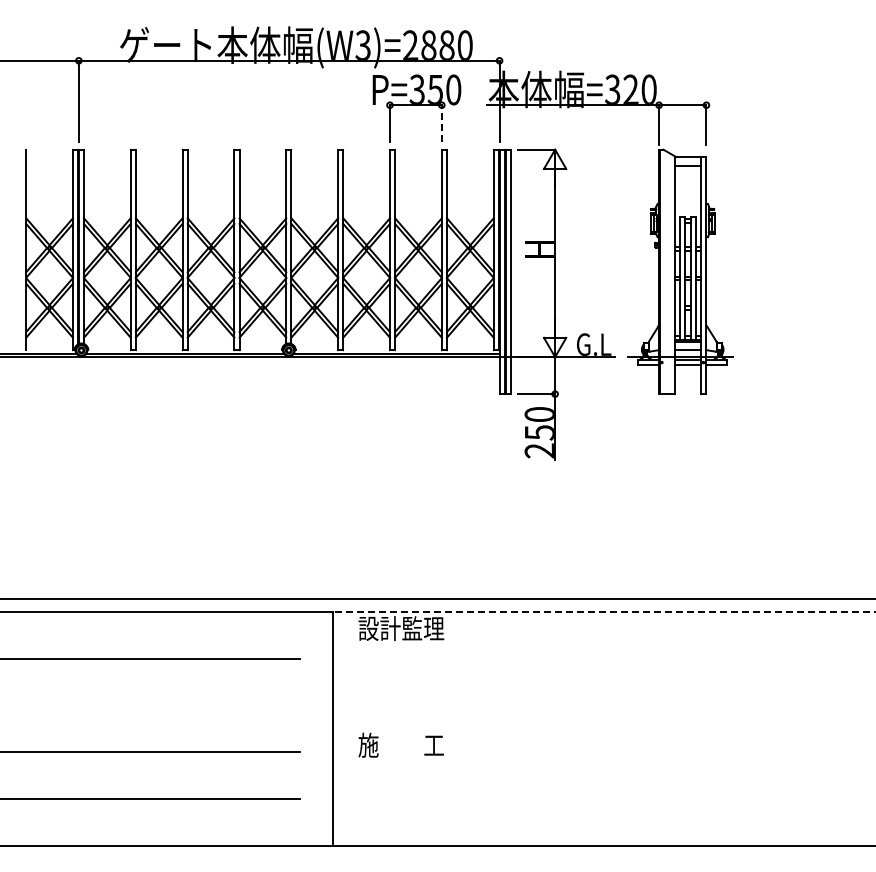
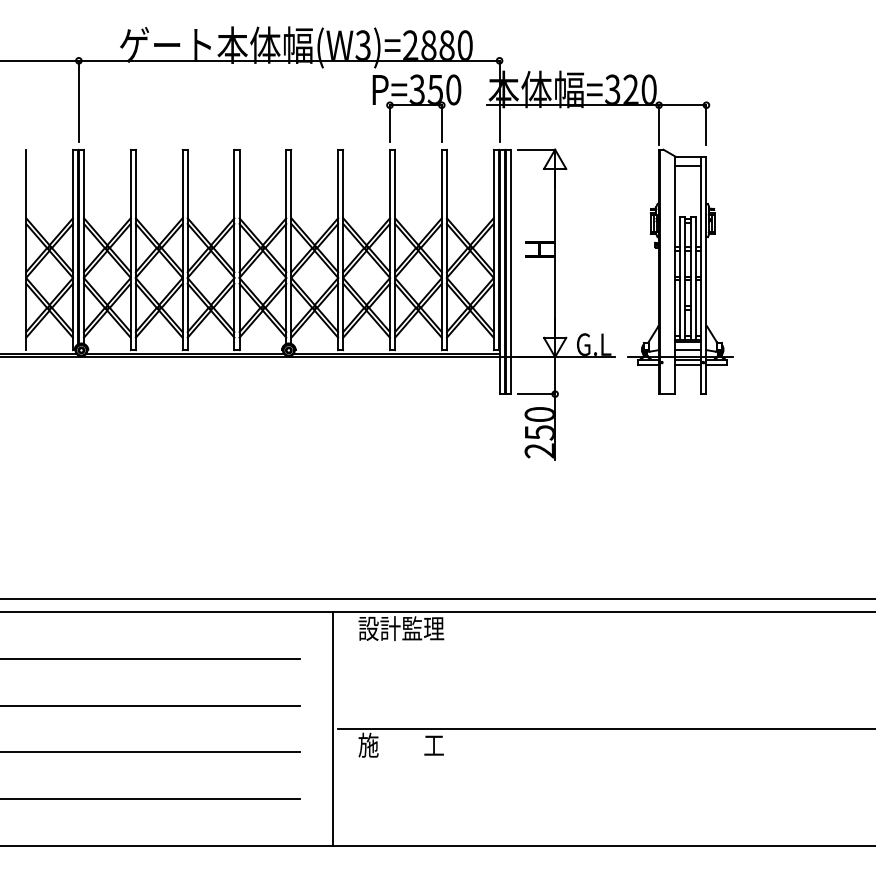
line: dashed -> solid (441, 123)
line: dashed -> solid (604, 612)
line: none -> present (150, 705)
line: none -> present (605, 728)
